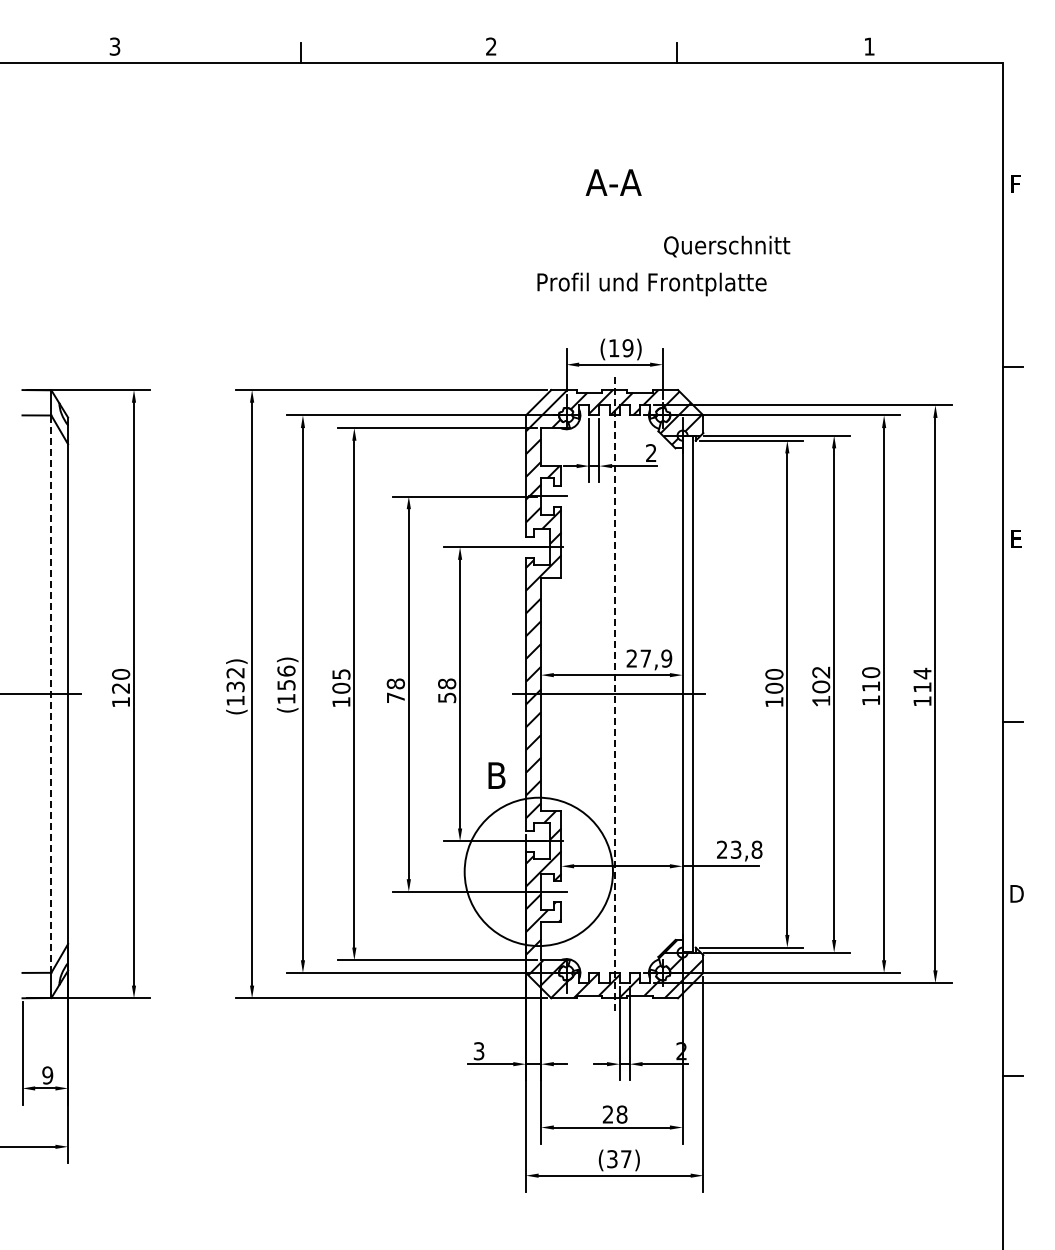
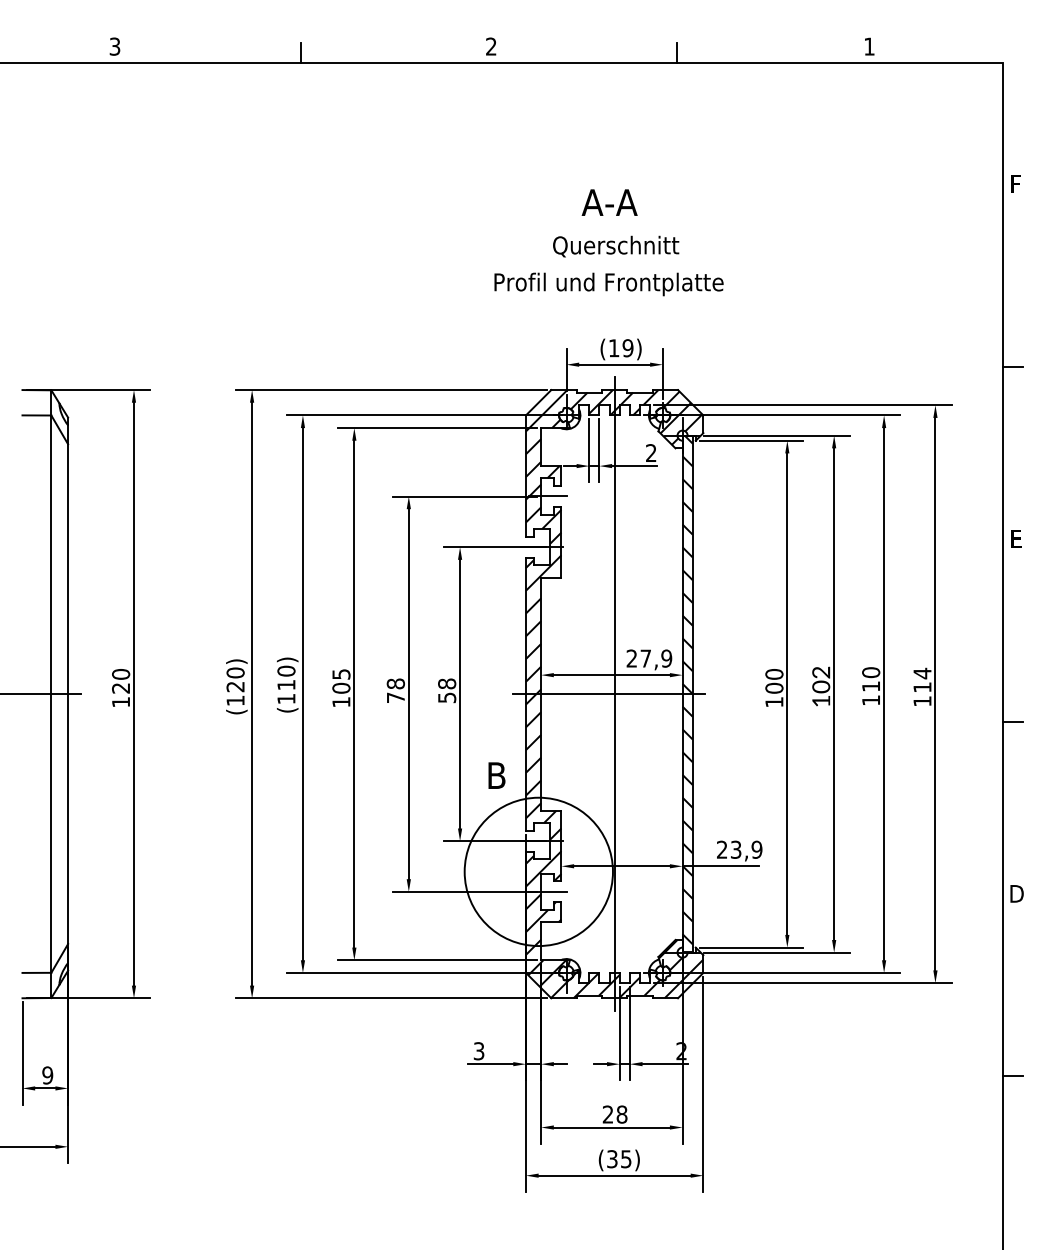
text position: (613, 182) -> (609, 202) (609, 202)
text position: (727, 246) -> (616, 246) (616, 246)
text position: (651, 284) -> (608, 284) (608, 284)
text: (156) -> (110) (286, 677)
text: (132) -> (120) (235, 679)
hatch: none -> present (687, 690)
line: dashed -> solid (51, 694)
line: dashed -> solid (614, 694)
text: 23,8 -> 23,9 (756, 849)
text: (37) -> (35) (626, 1159)
